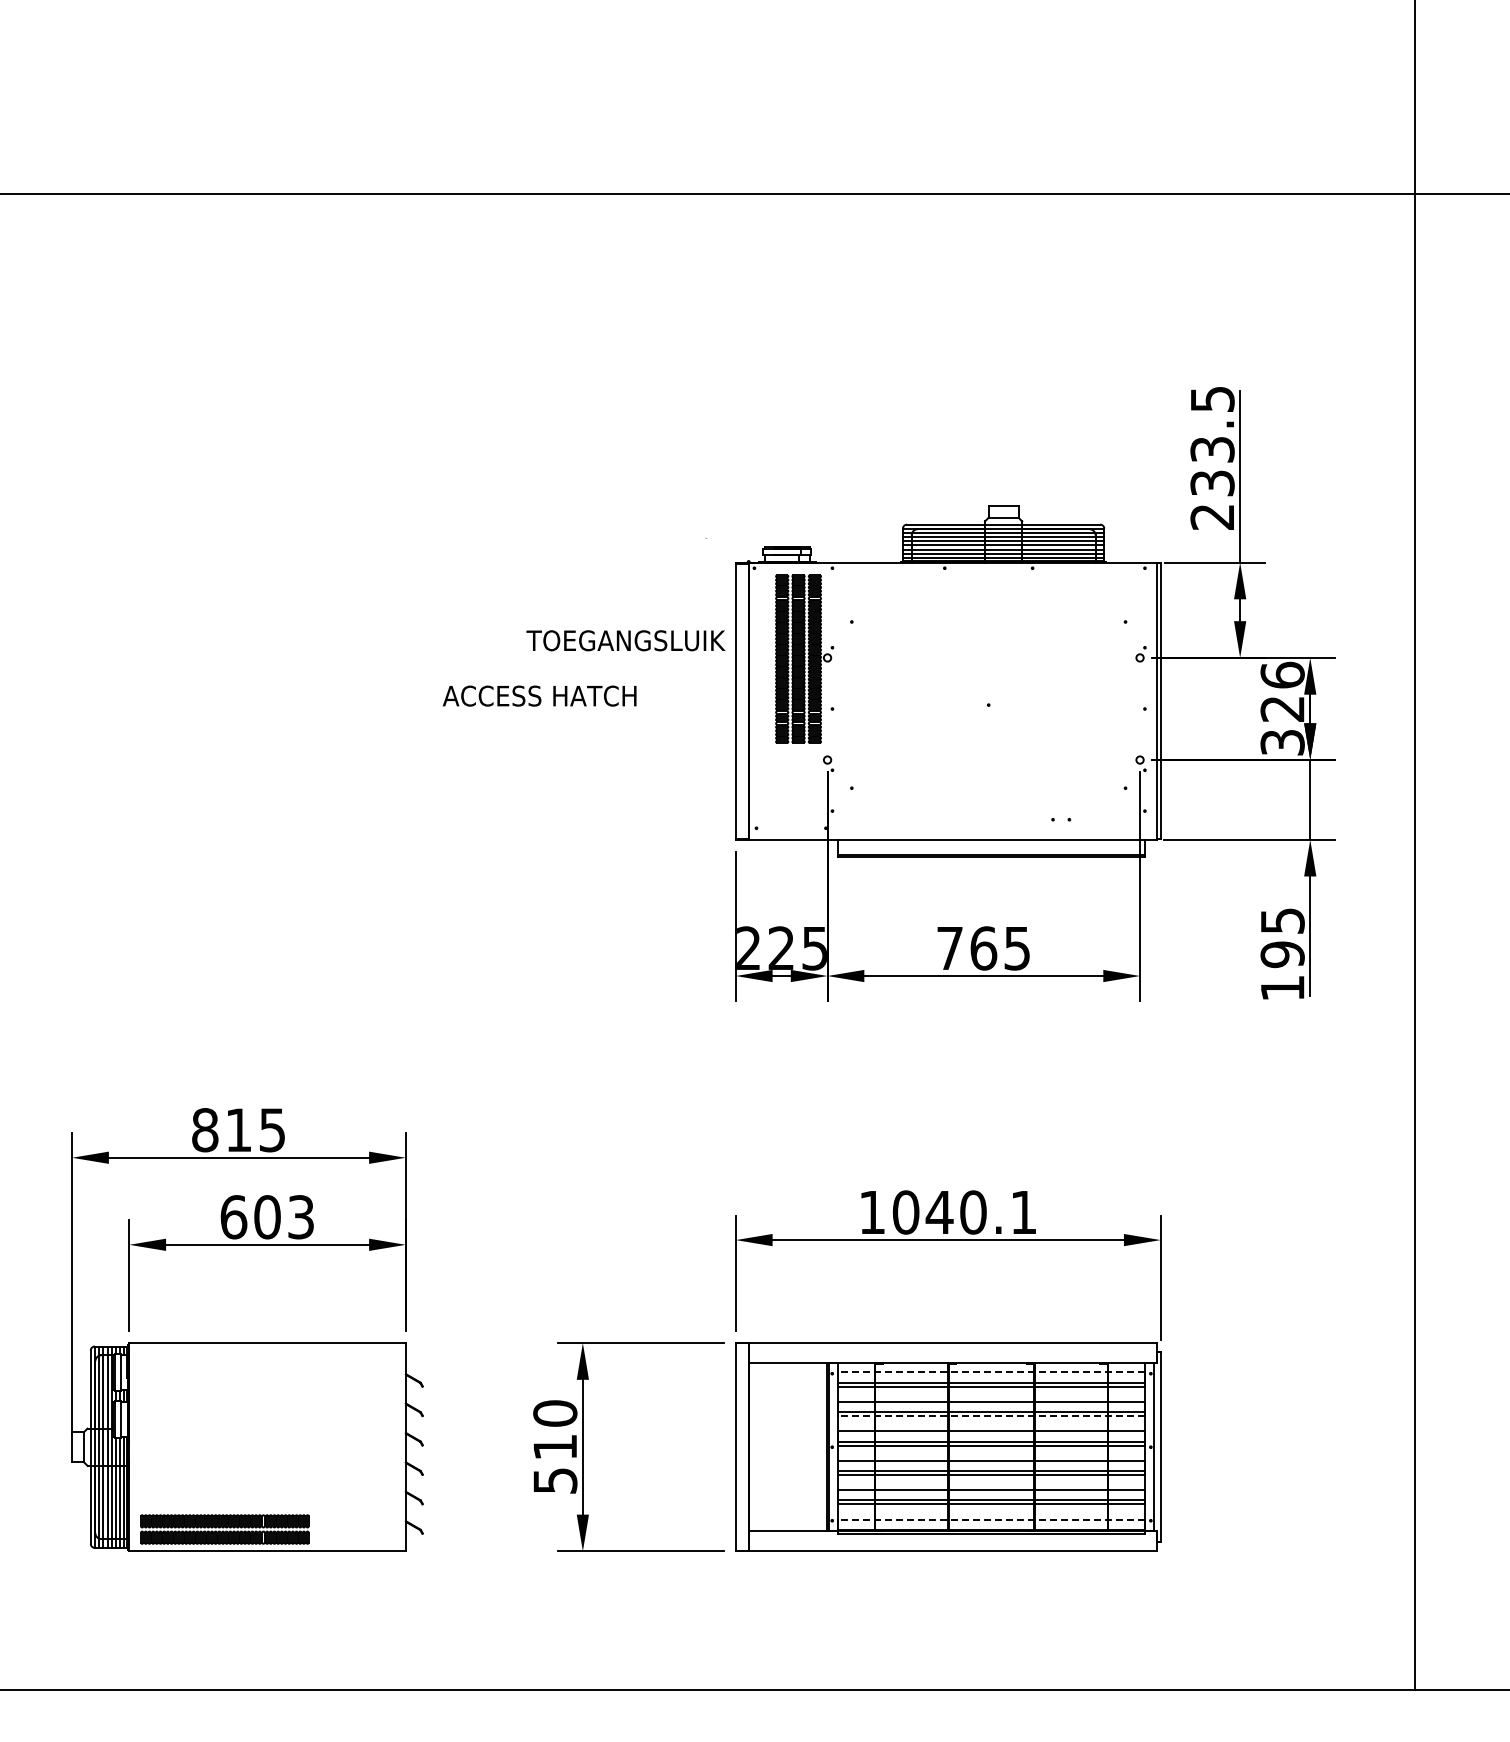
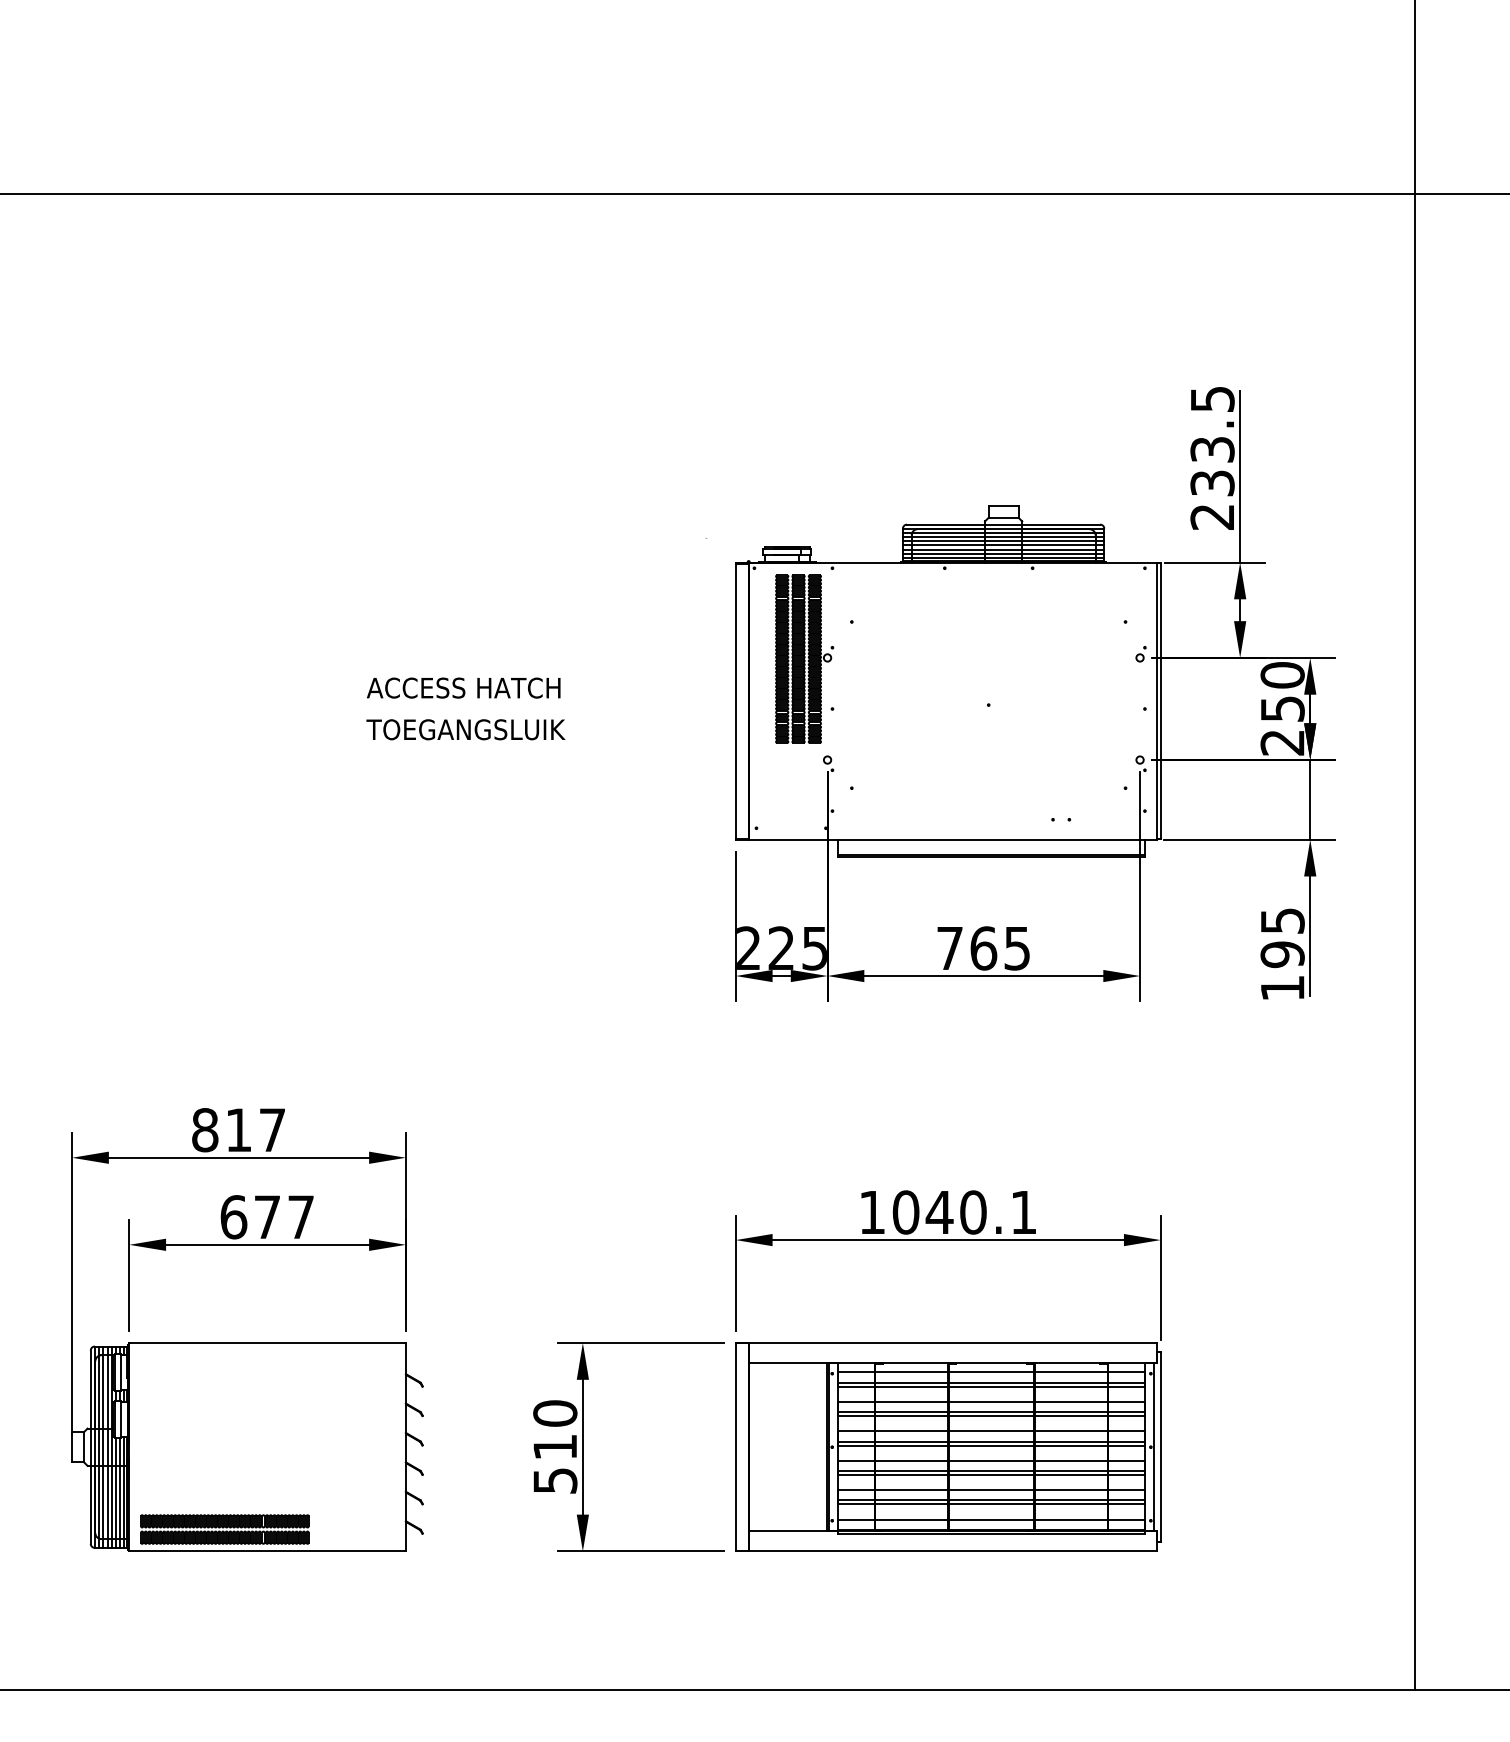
text position: (625, 640) -> (465, 729) (465, 729)
text position: (539, 695) -> (463, 687) (463, 687)
text: 326 -> 250 (1282, 708)
text: 815 -> 817 (272, 1130)
text: 603 -> 677 (283, 1217)
line: dashed -> solid (991, 1372)
line: dashed -> solid (991, 1416)
line: dashed -> solid (991, 1519)
